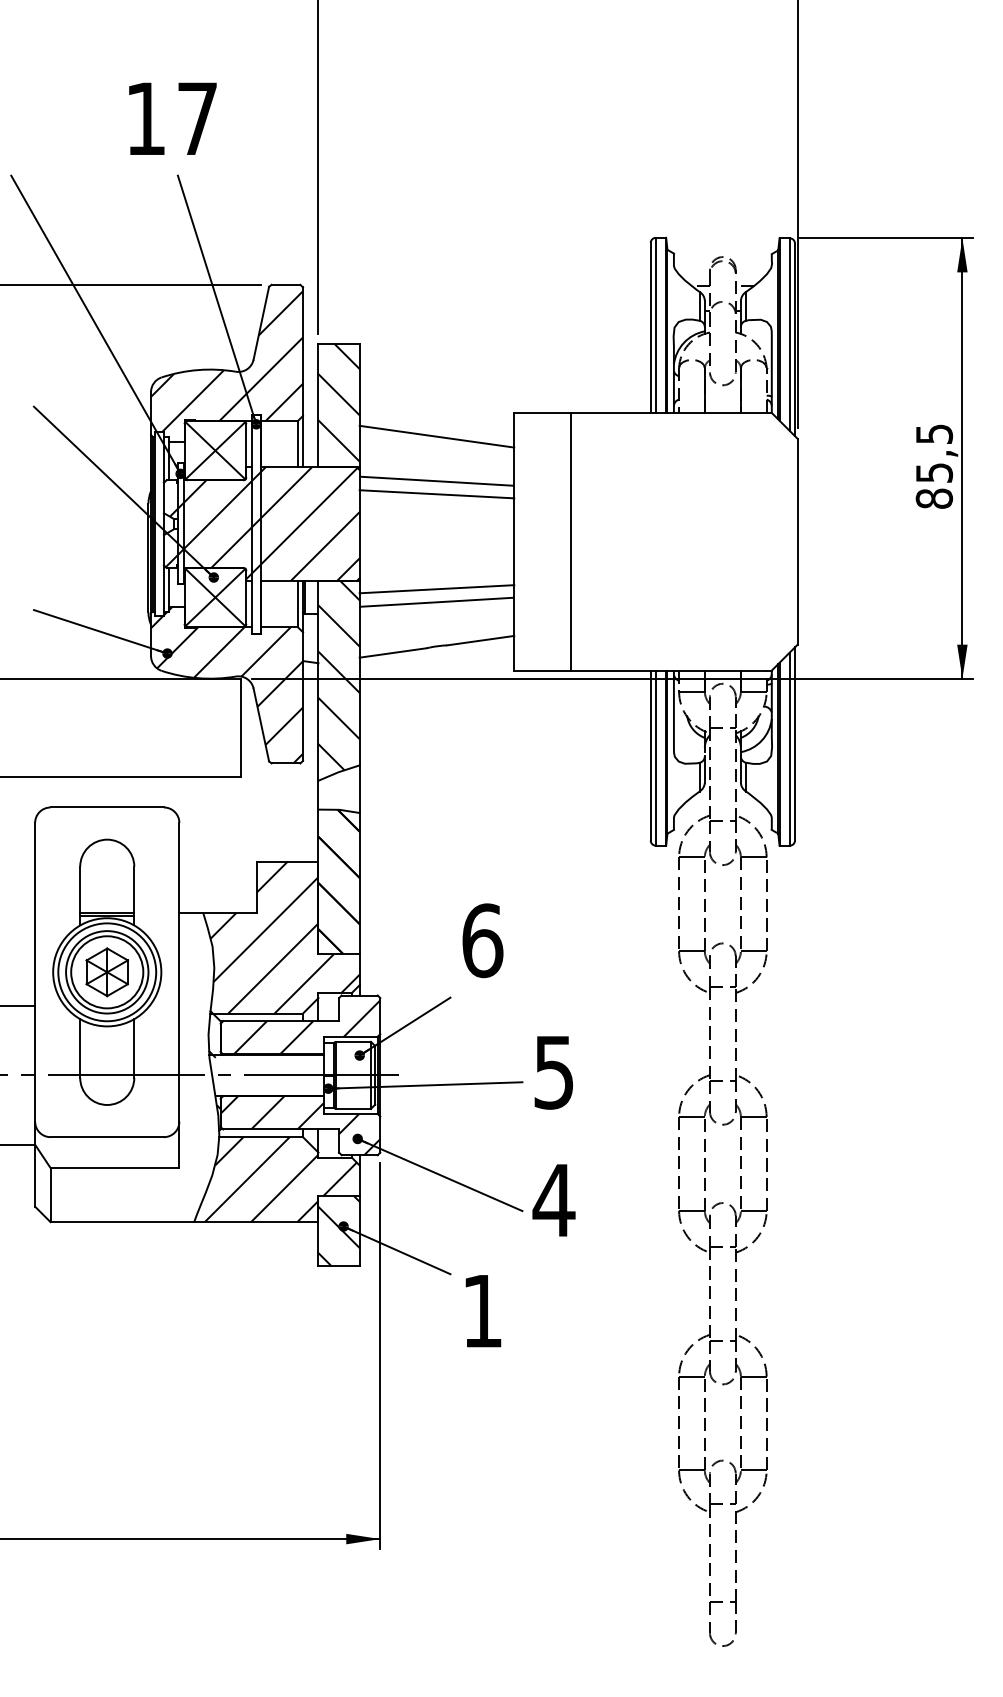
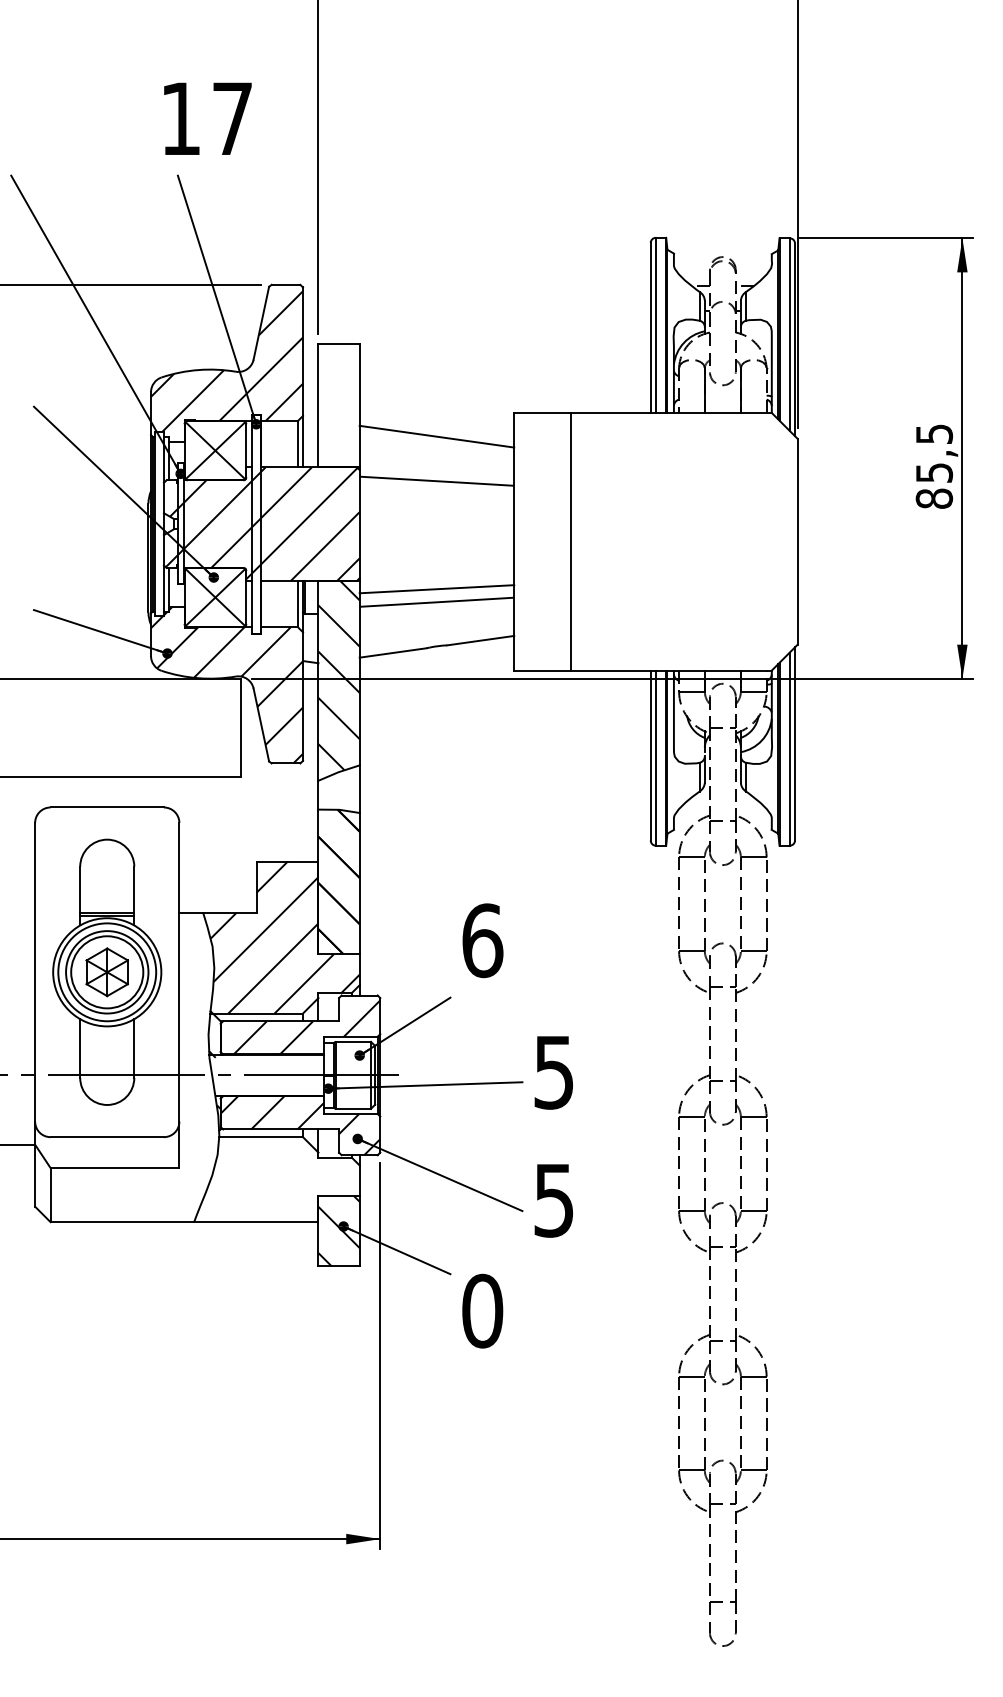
text position: (172, 118) -> (207, 118) (207, 118)
hatch: present -> none (338, 405)
line: present -> none (436, 494)
line: present -> none (18, 1005)
hatch: present -> none (280, 1179)
text: 4 -> 5 (553, 1200)
text: 1 -> 0 (482, 1310)
